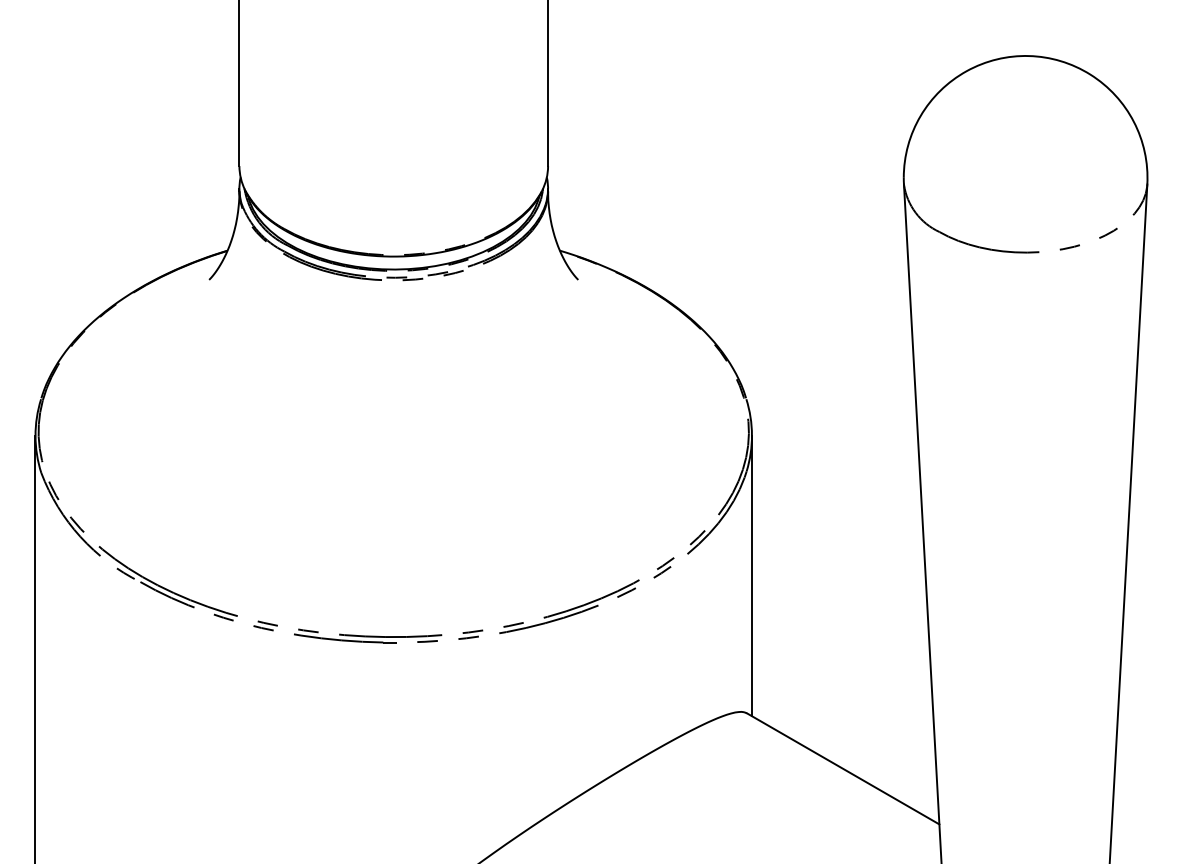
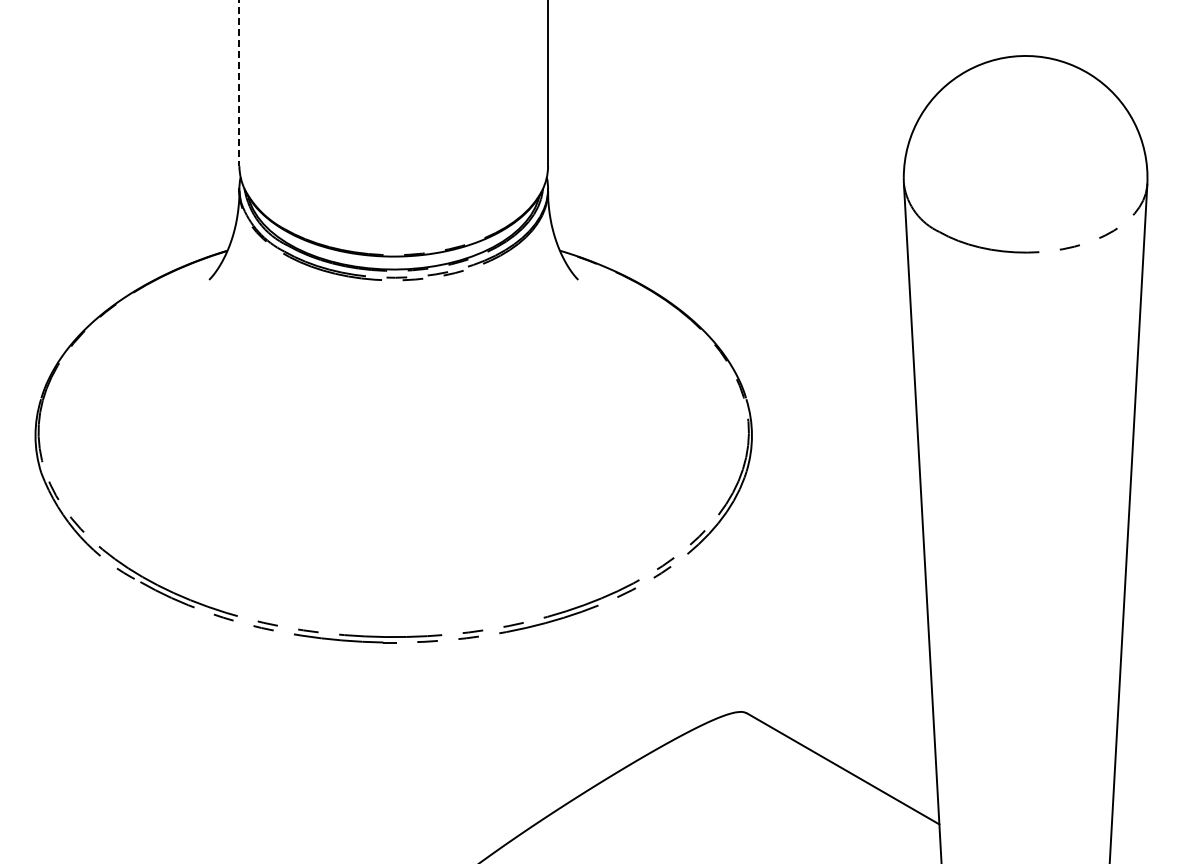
line: solid -> dashed (239, 83)
line: present -> none (752, 575)
line: present -> none (35, 647)
